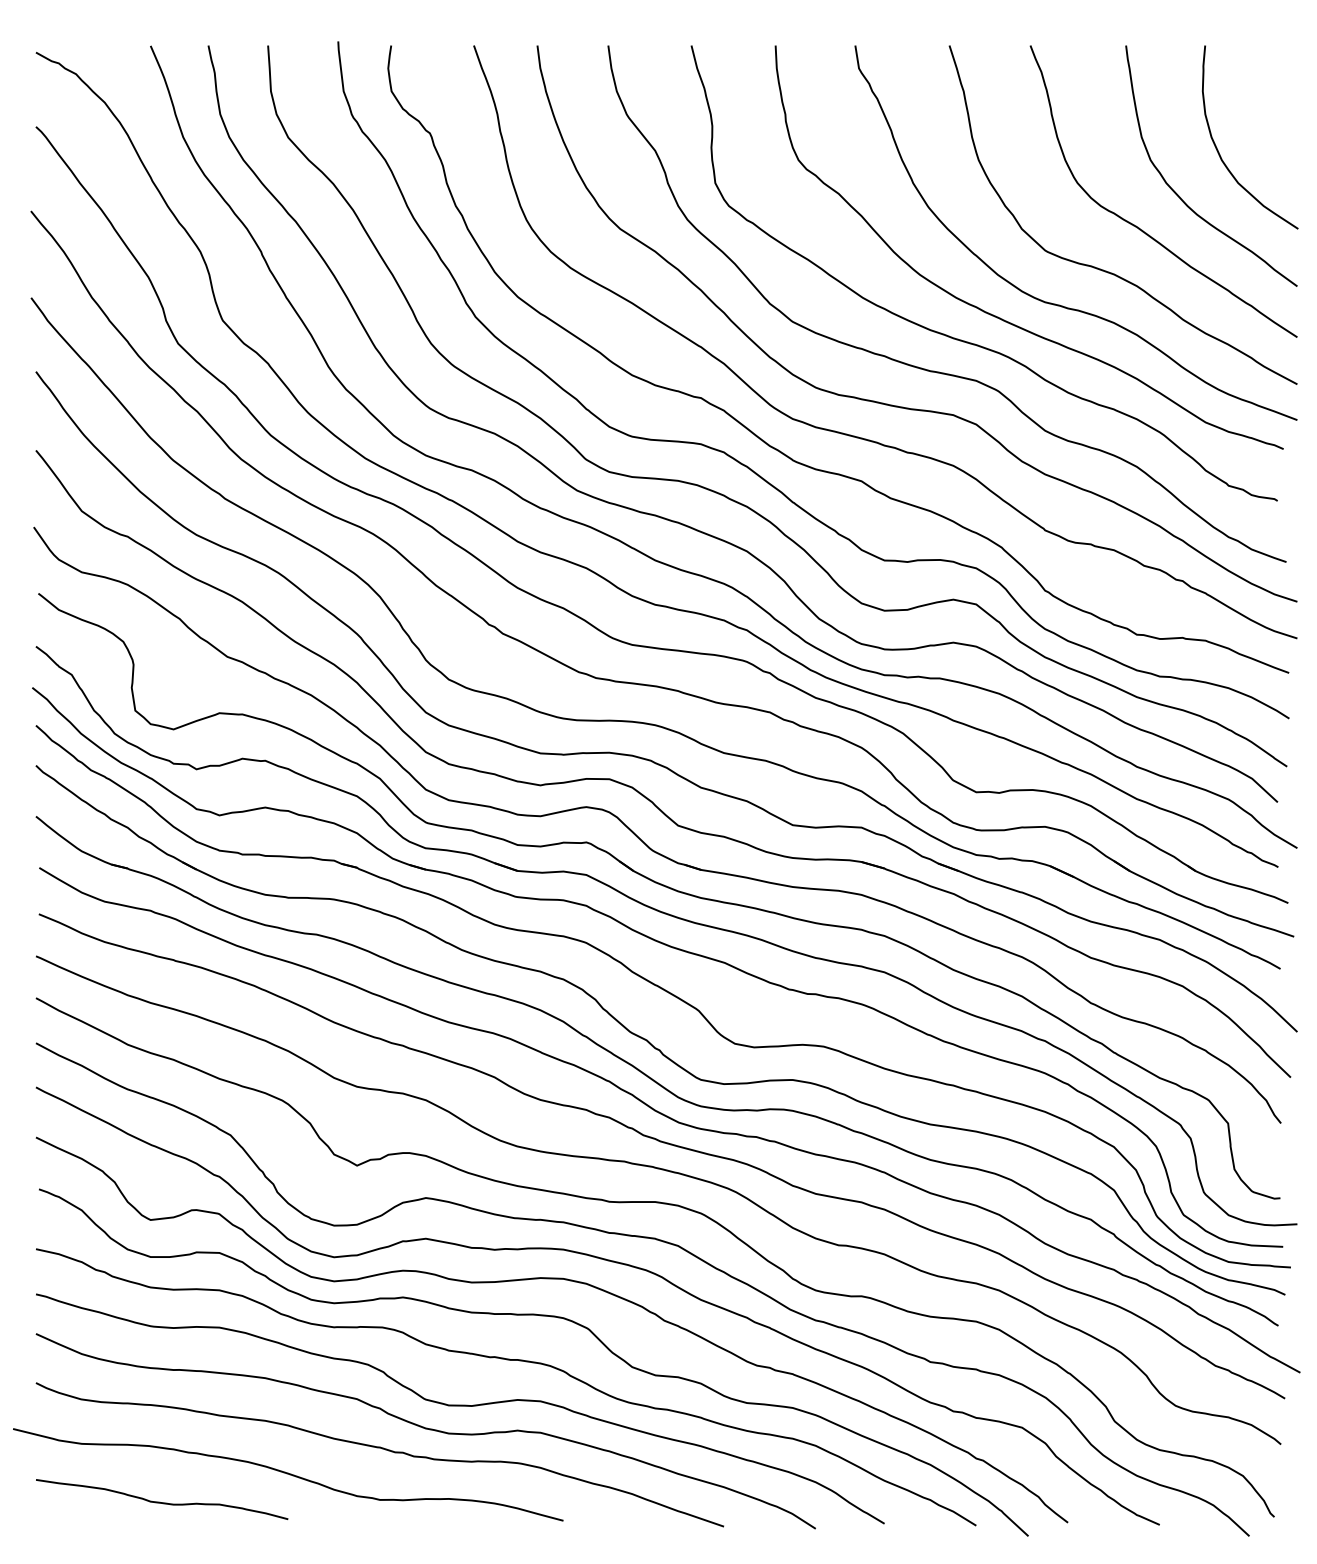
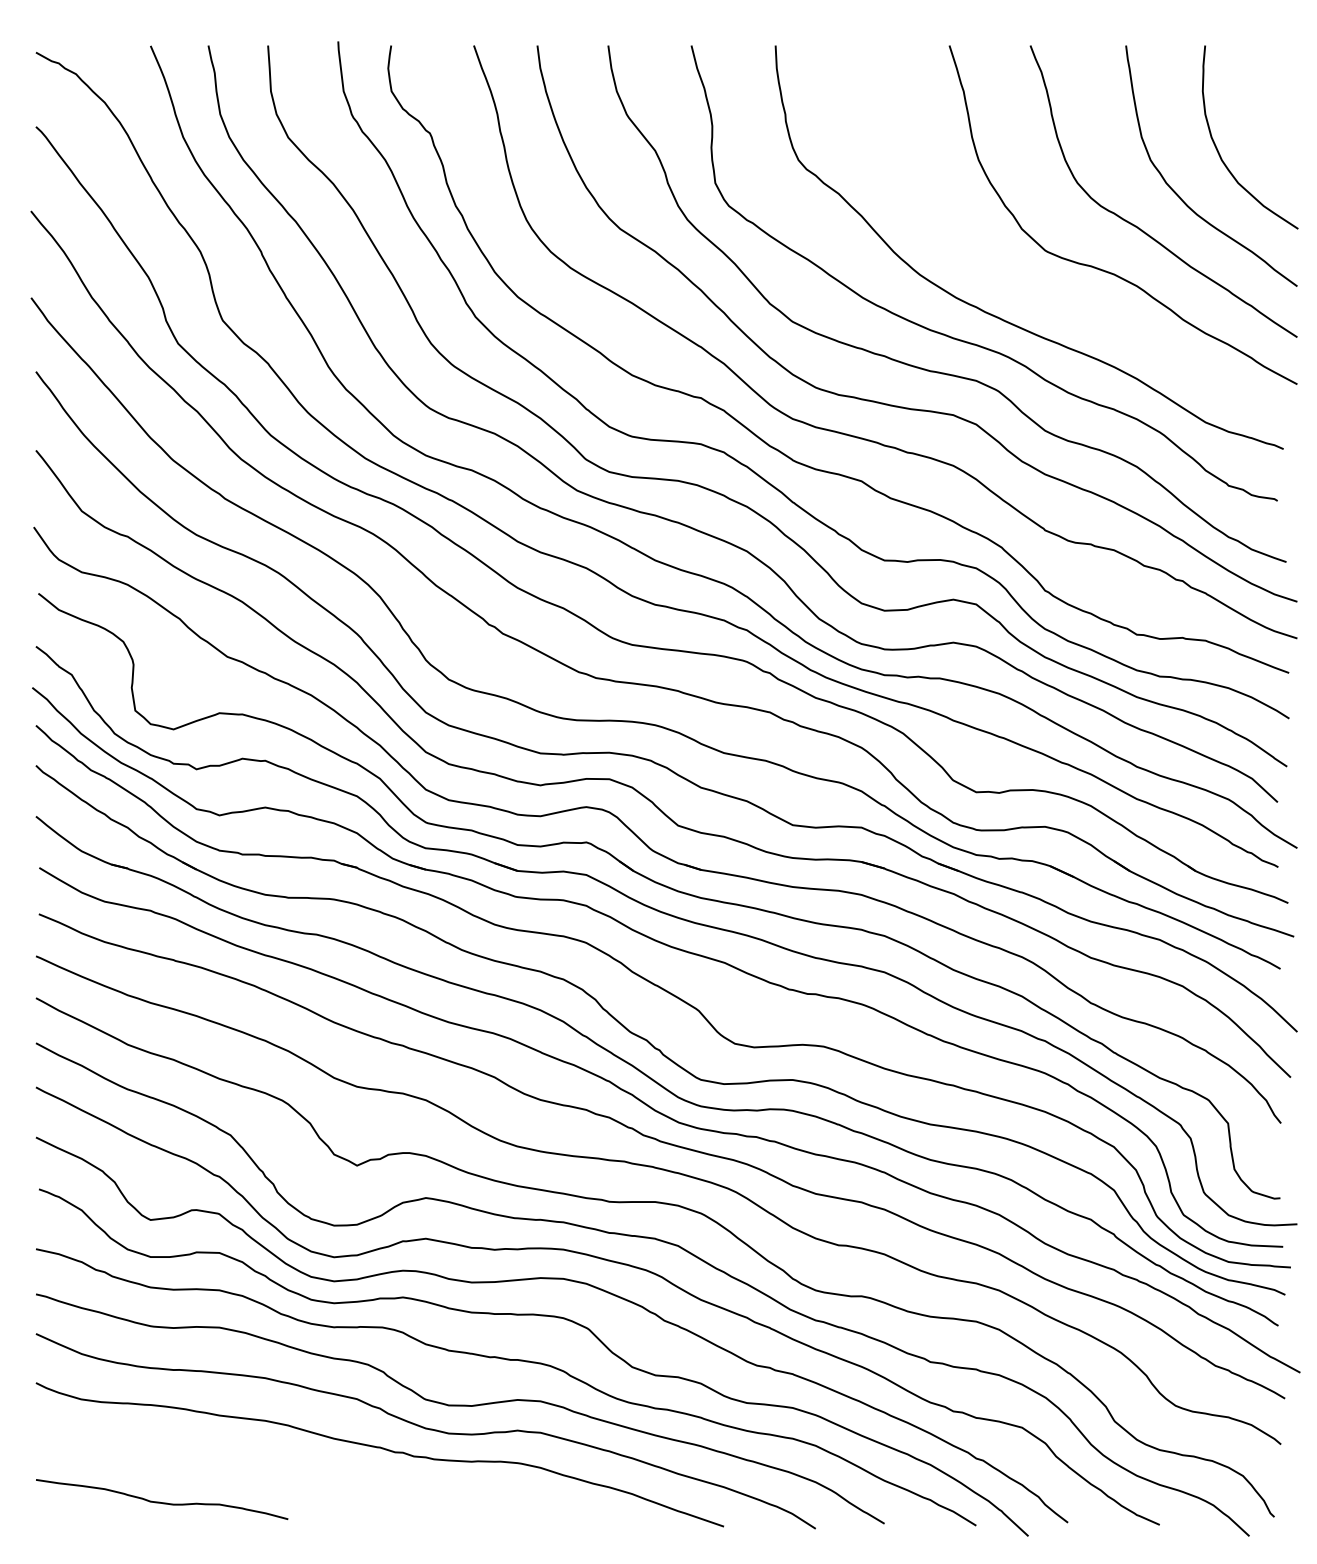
curve: present -> none (1059, 304)
curve: present -> none (288, 1474)
